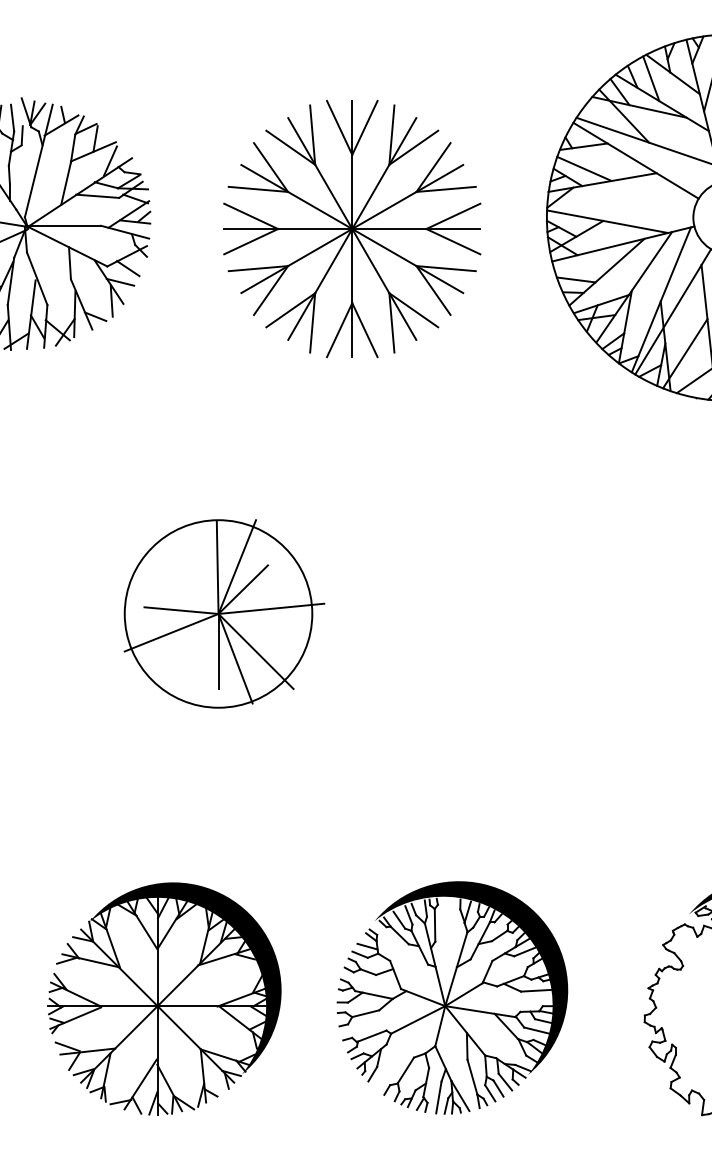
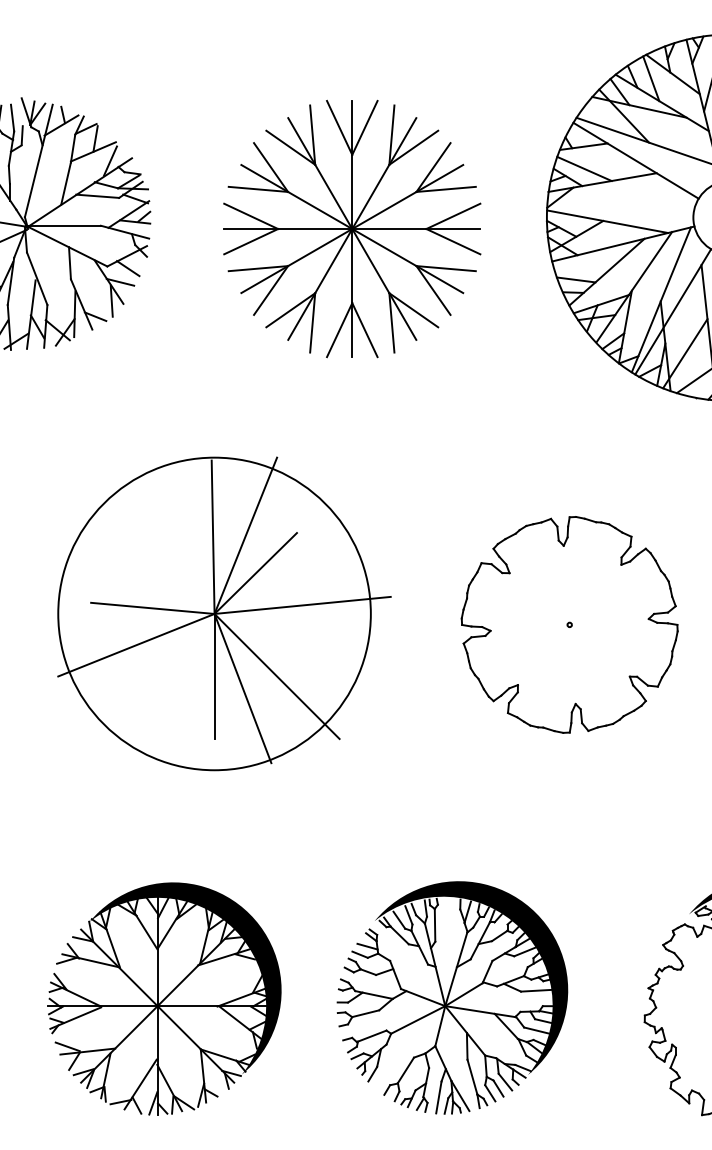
part size: 203x190 px -> 335x316 px (224, 613)
part: none -> present (569, 624)
